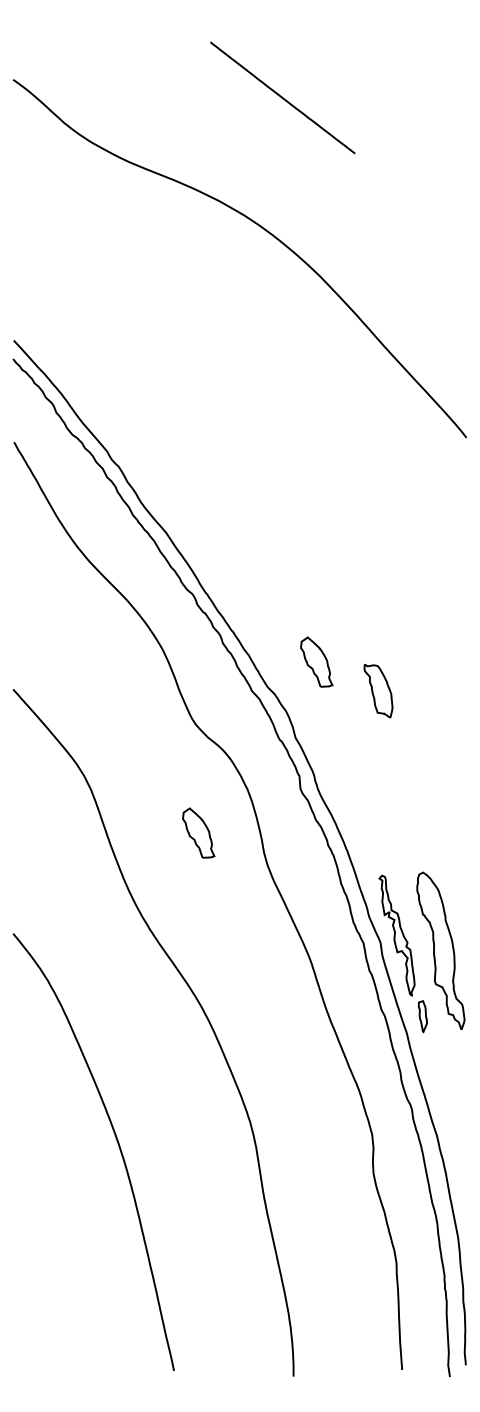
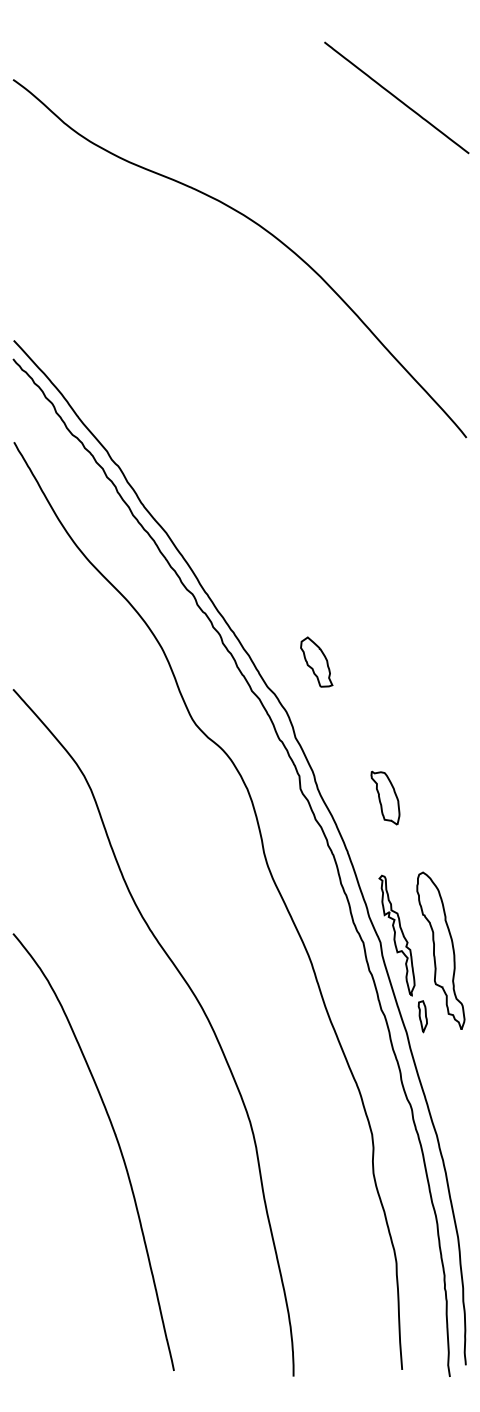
line position: (282, 97) -> (396, 97) (396, 97)
part position: (378, 690) -> (385, 797) (385, 797)
part: present -> none (198, 832)
